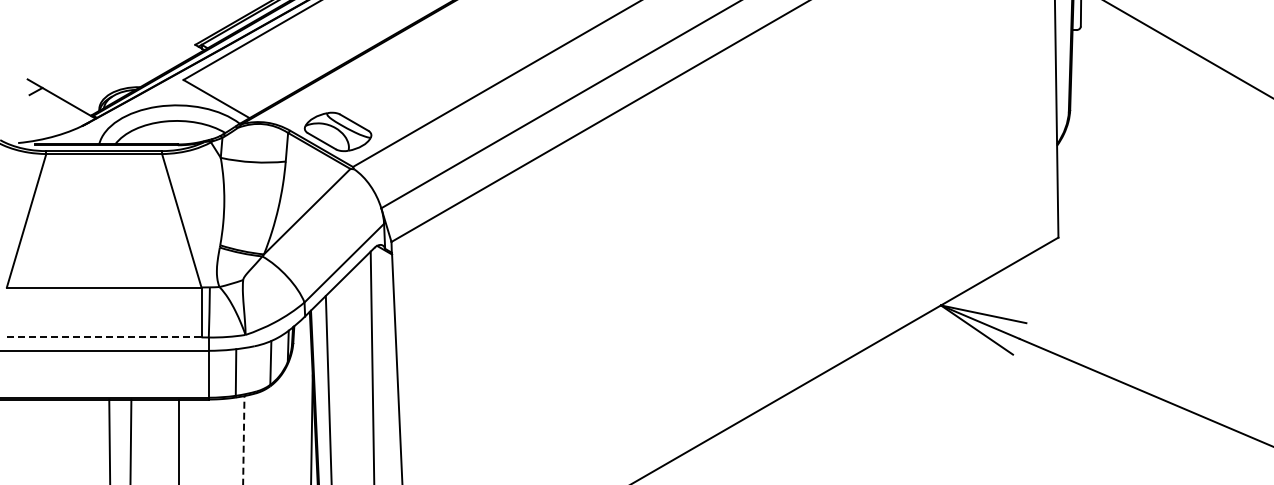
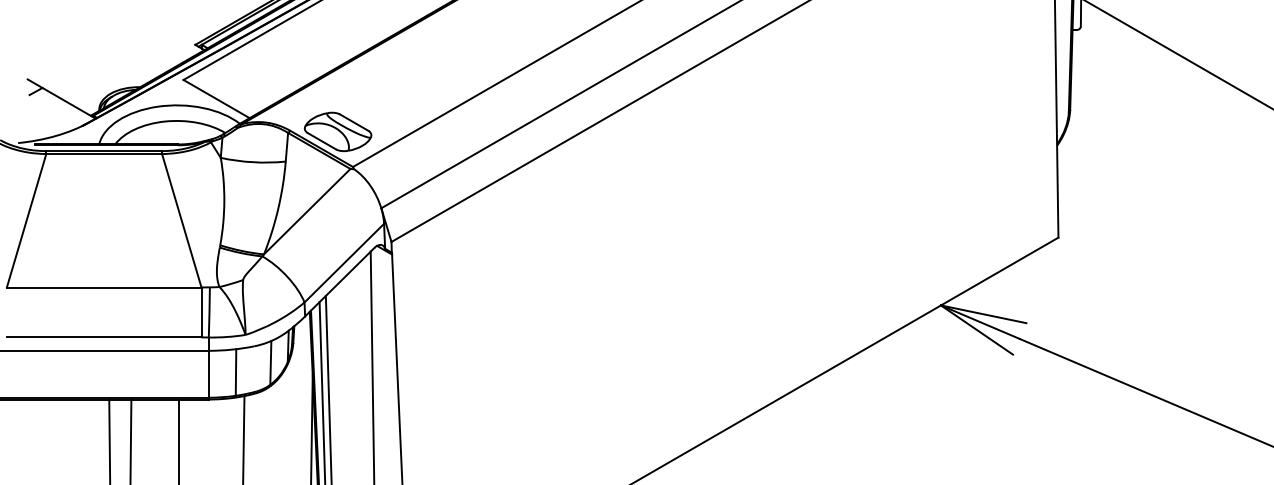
line position: (1188, 49) -> (1179, 54) (1179, 54)
line: dashed -> solid (104, 337)
line: none -> present (322, 391)
line: dashed -> solid (243, 439)
